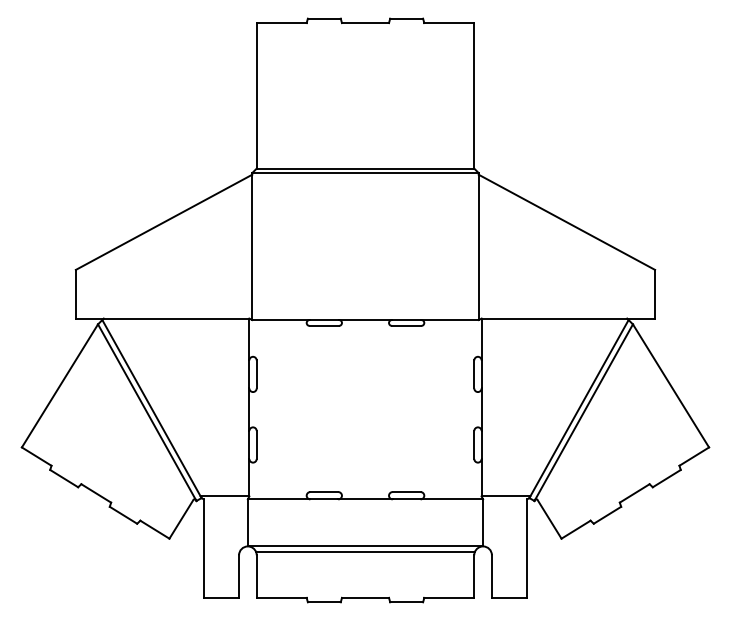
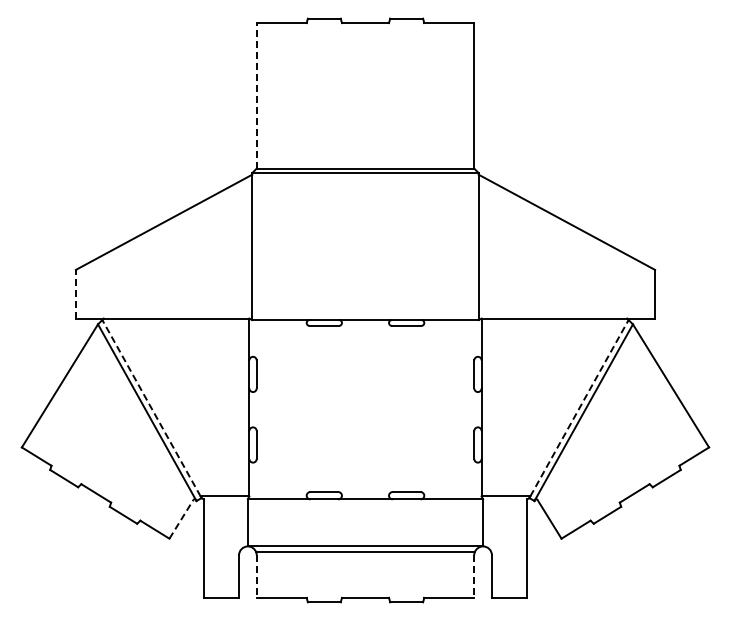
line: solid -> dashed (256, 95)
line: solid -> dashed (75, 293)
line: solid -> dashed (151, 408)
line: solid -> dashed (579, 408)
line: solid -> dashed (181, 519)
line: solid -> dashed (256, 577)
line: solid -> dashed (474, 577)
